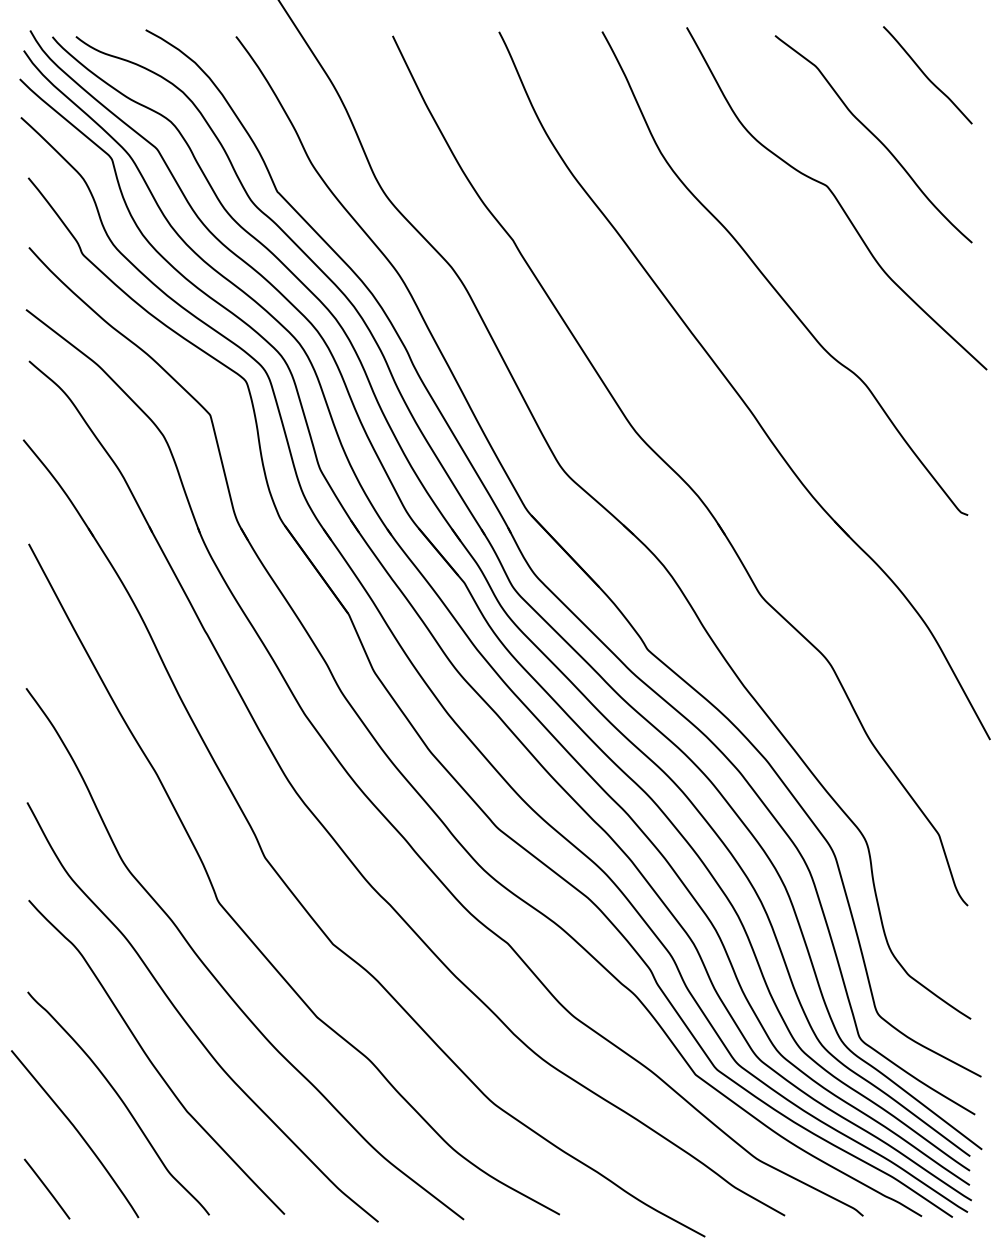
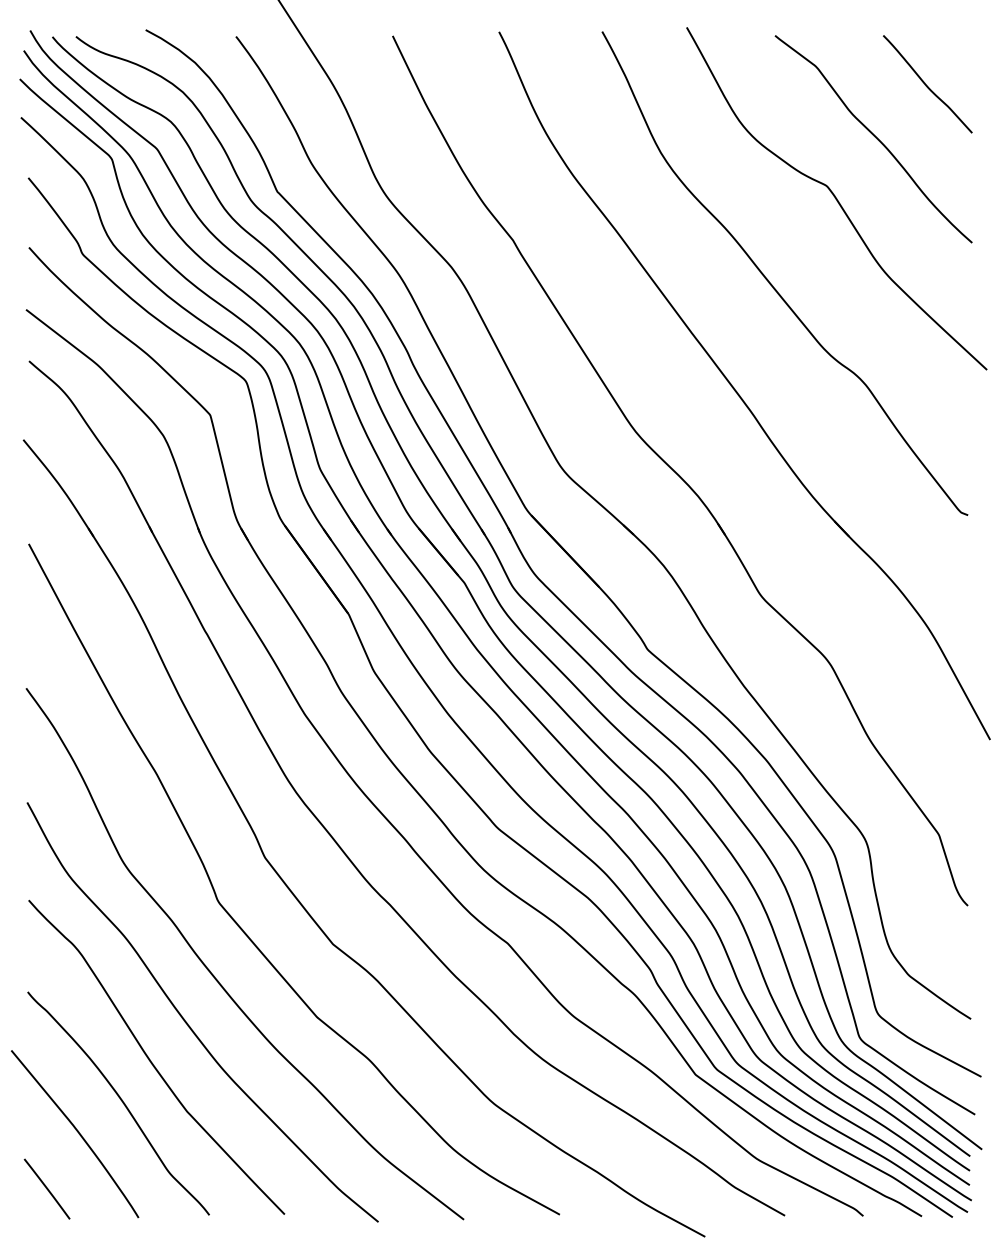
curve position: (926, 75) -> (926, 84) (926, 84)
